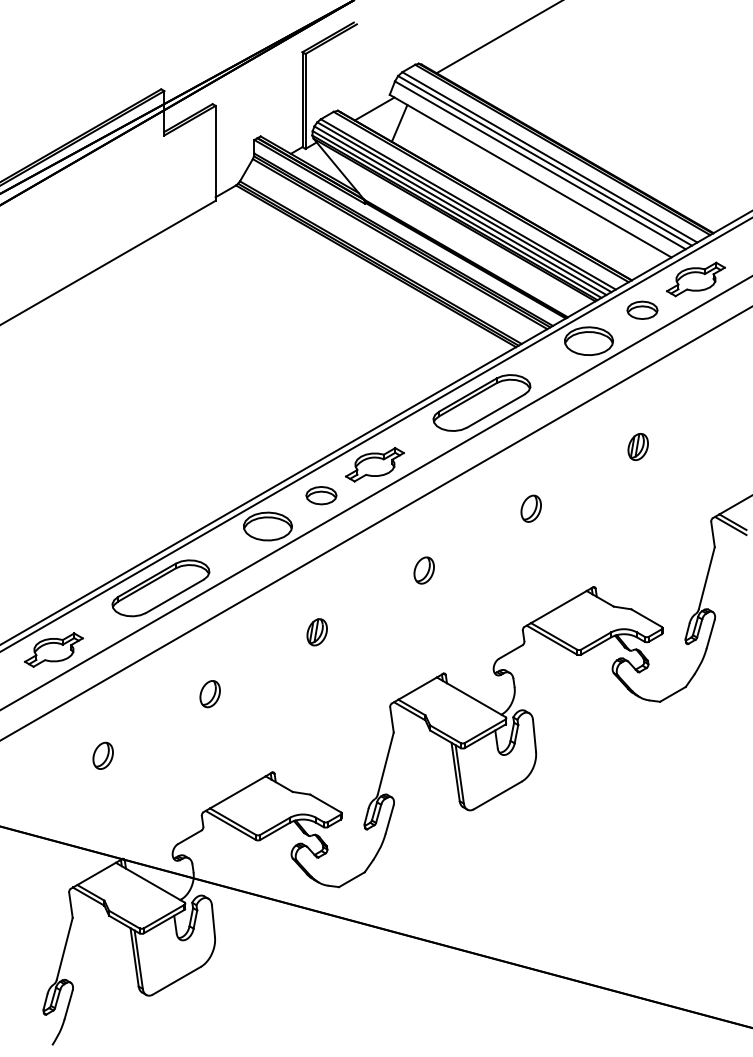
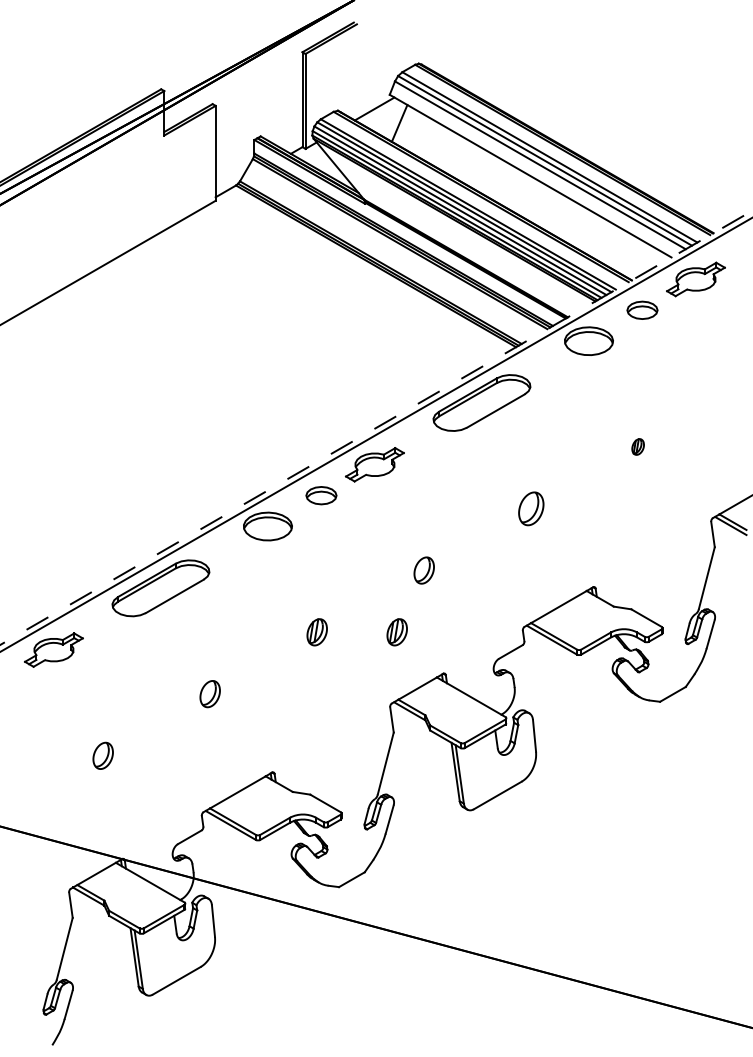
line: present -> none (497, 37)
line: solid -> dashed (376, 427)
part size: 22x28 px -> 14x18 px (637, 446)
line: present -> none (375, 493)
part size: 22x29 px -> 27x36 px (531, 508)
line: present -> none (375, 523)
part: none -> present (396, 632)
